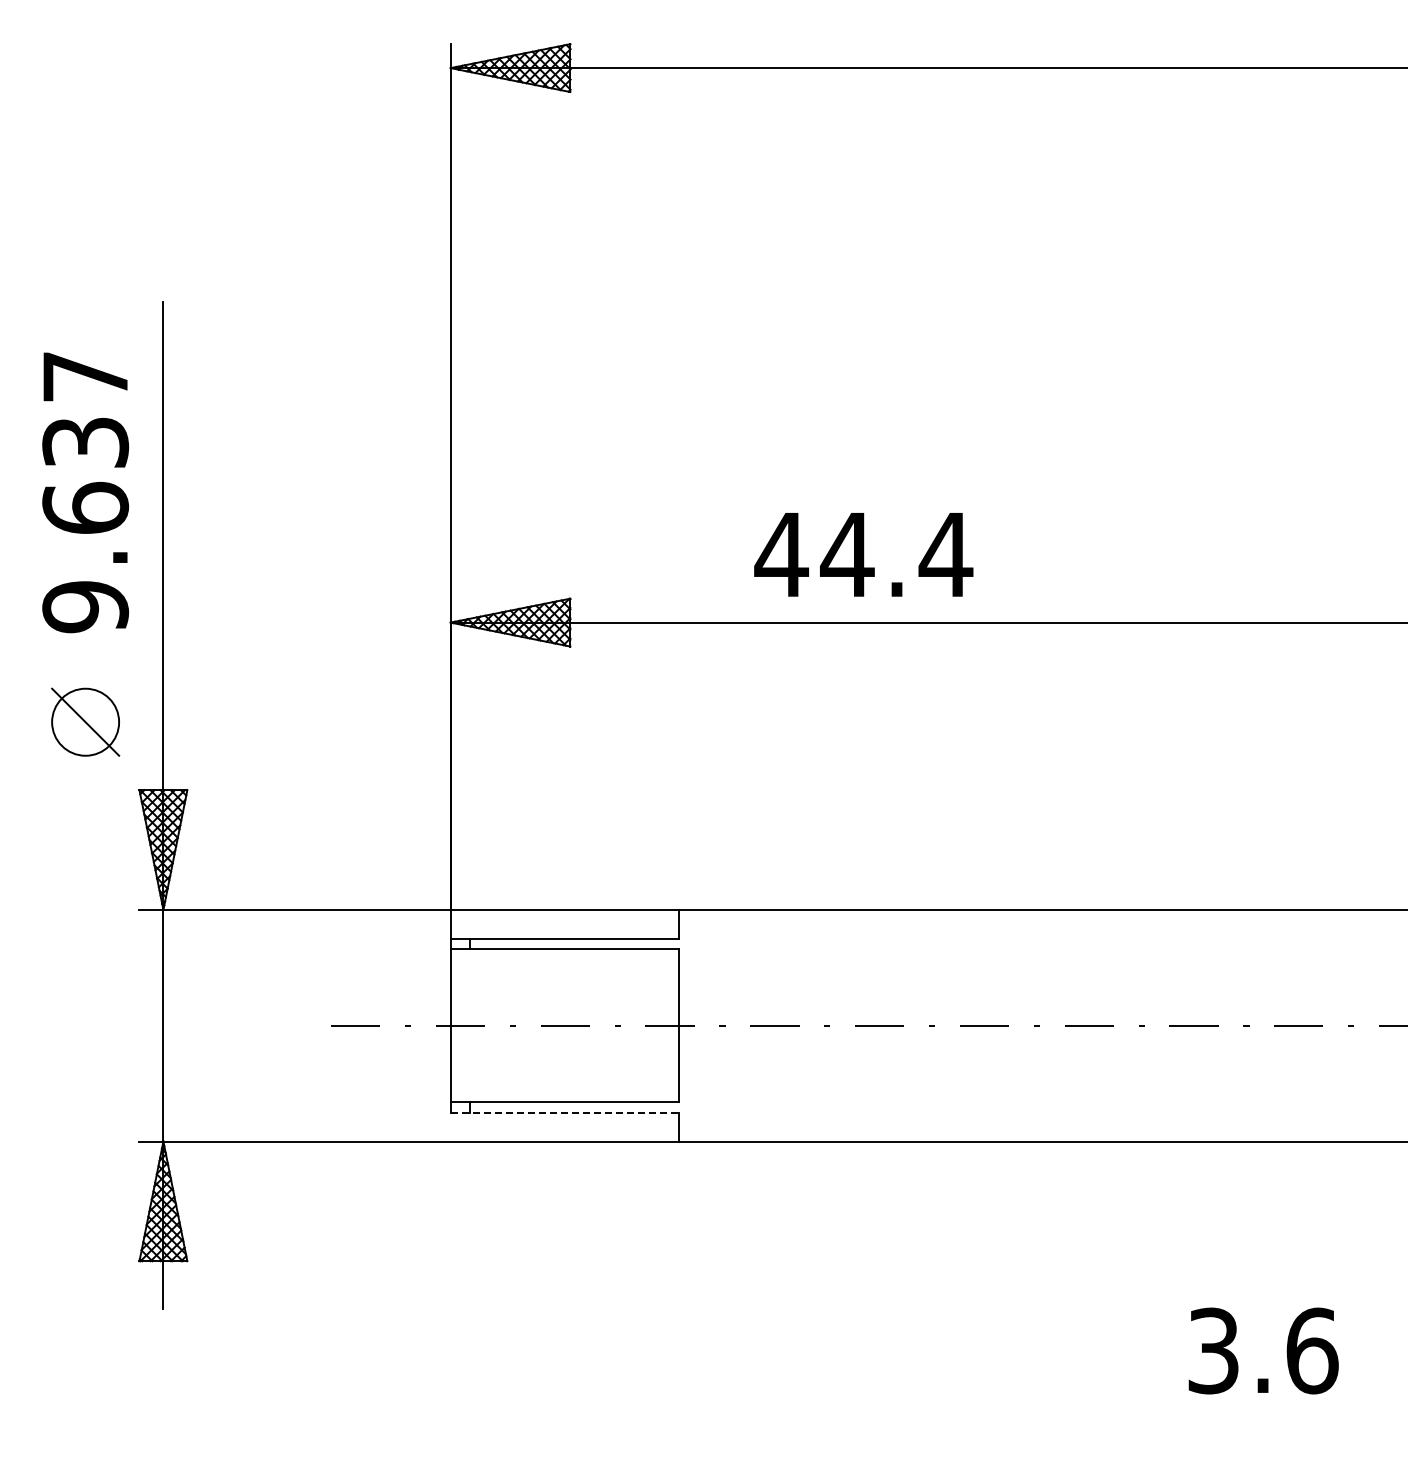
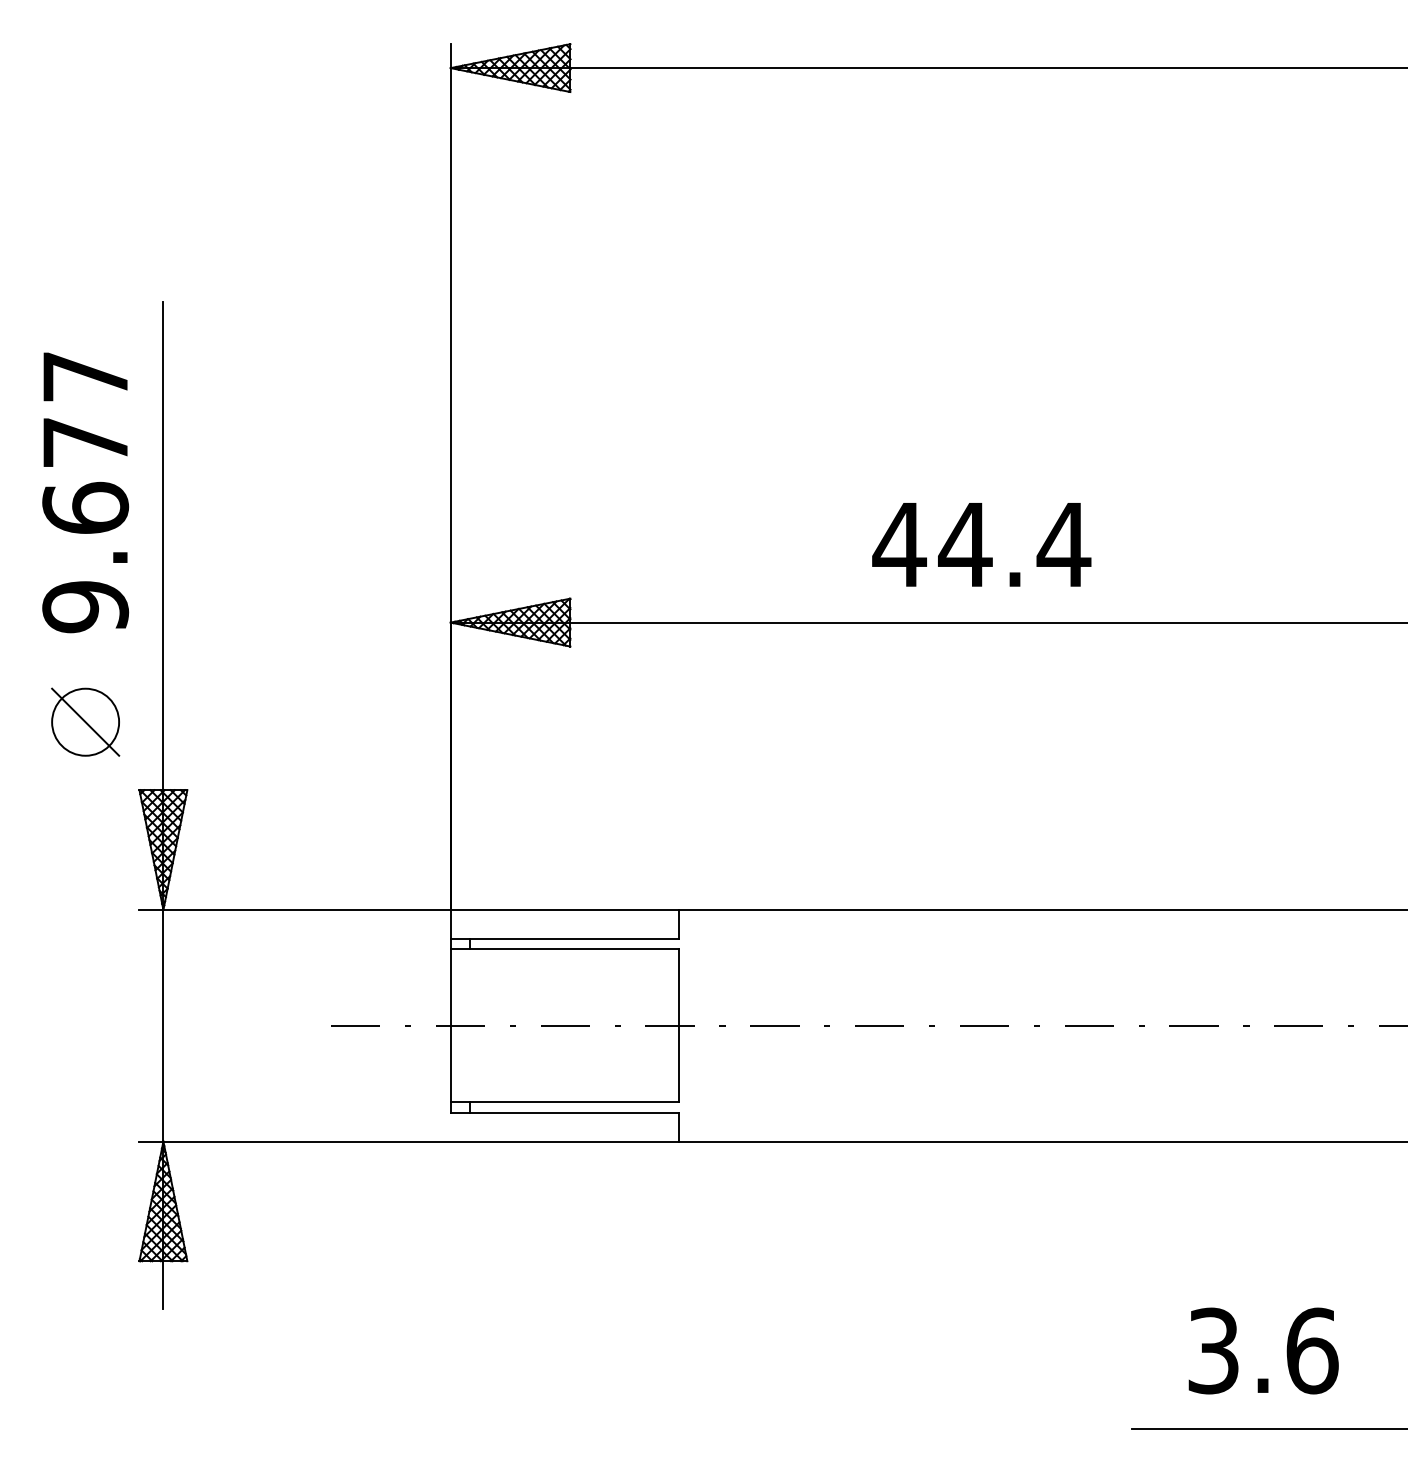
text: 9.637 -> 9.677 (85, 442)
text position: (863, 554) -> (981, 544) (981, 544)
line: dashed -> solid (565, 1112)
line: none -> present (1268, 1428)
